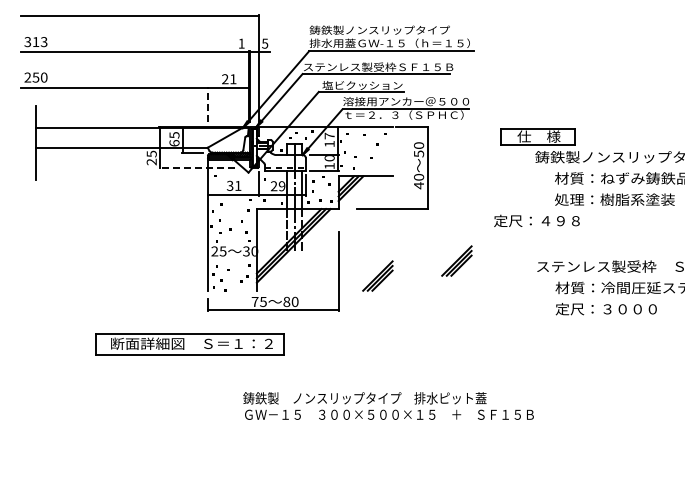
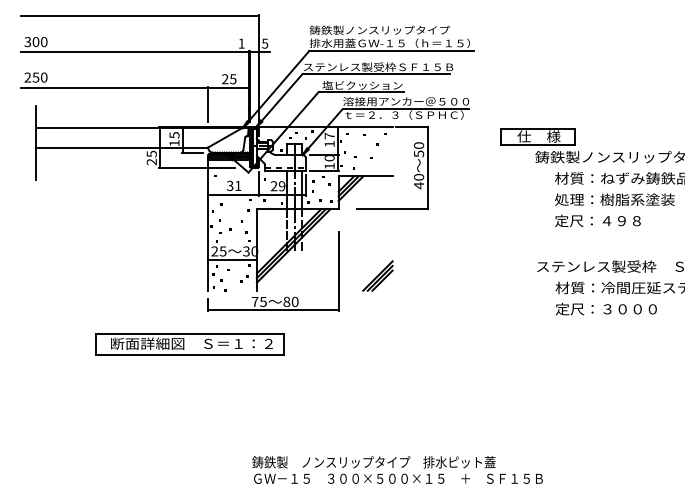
text: 313 -> 300 (39, 42)
text: 21 -> 25 (233, 79)
line: dashed -> solid (207, 104)
text: 65 -> 15 (174, 143)
line: dashed -> solid (197, 168)
text position: (536, 220) -> (597, 220) (597, 220)
line: none -> present (231, 259)
part: present -> none (456, 260)
text position: (388, 405) -> (397, 469) (397, 469)
